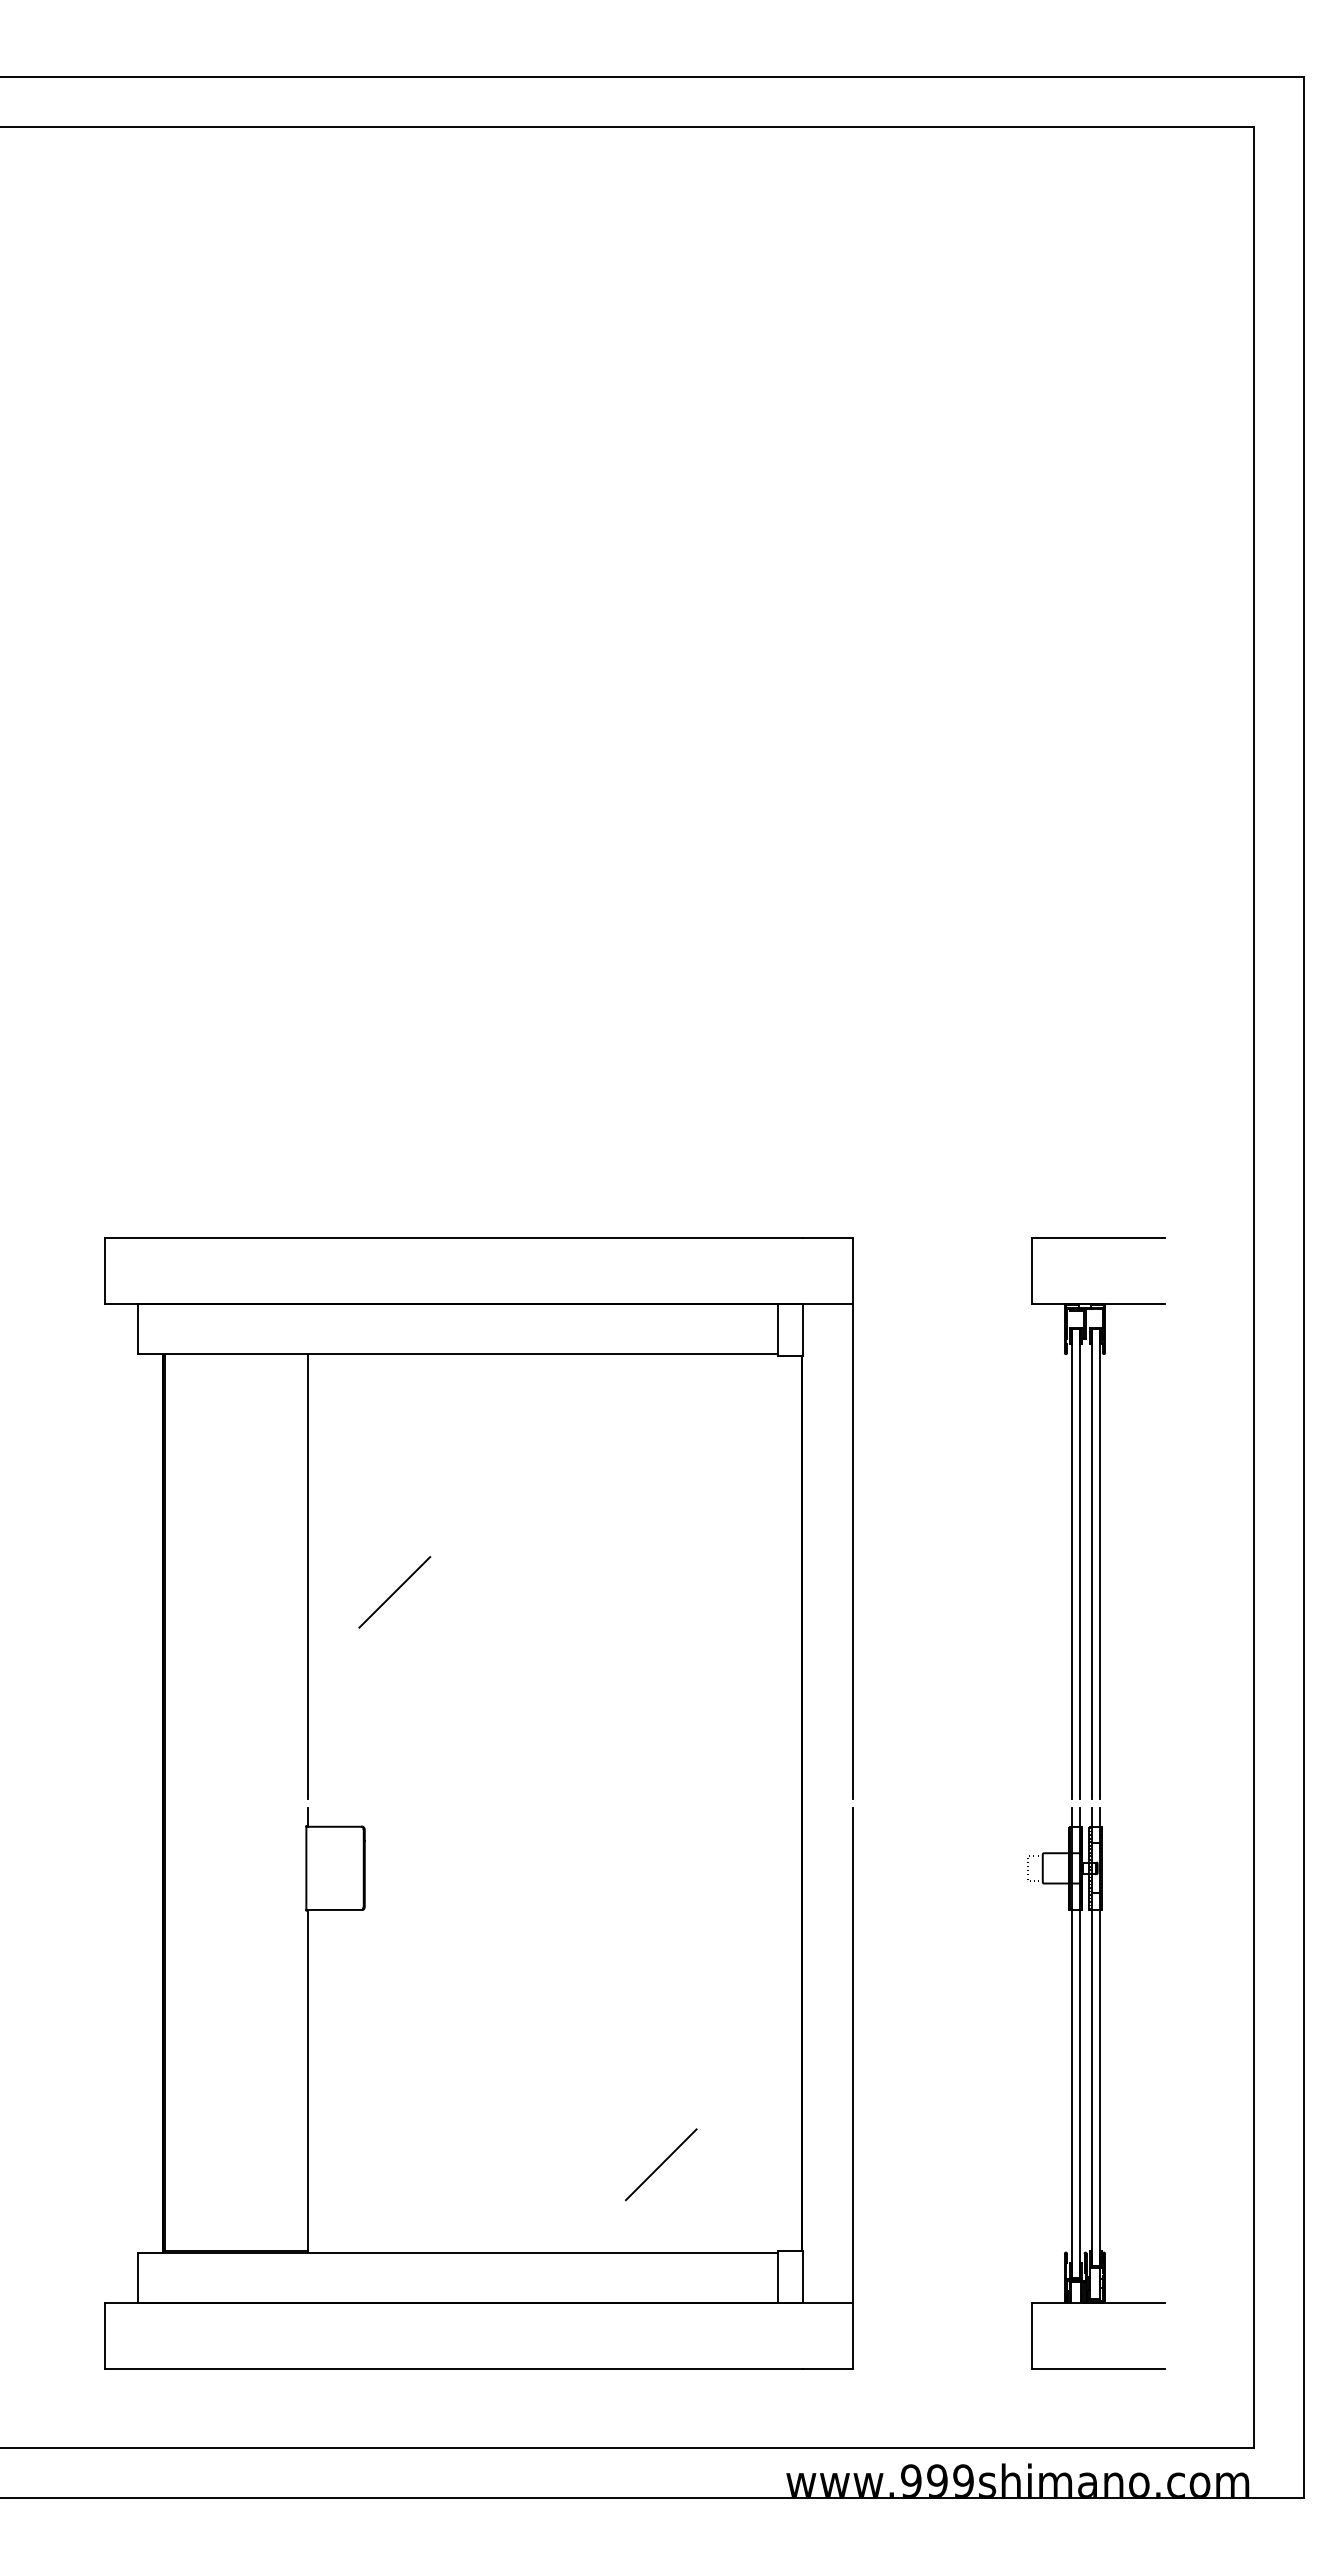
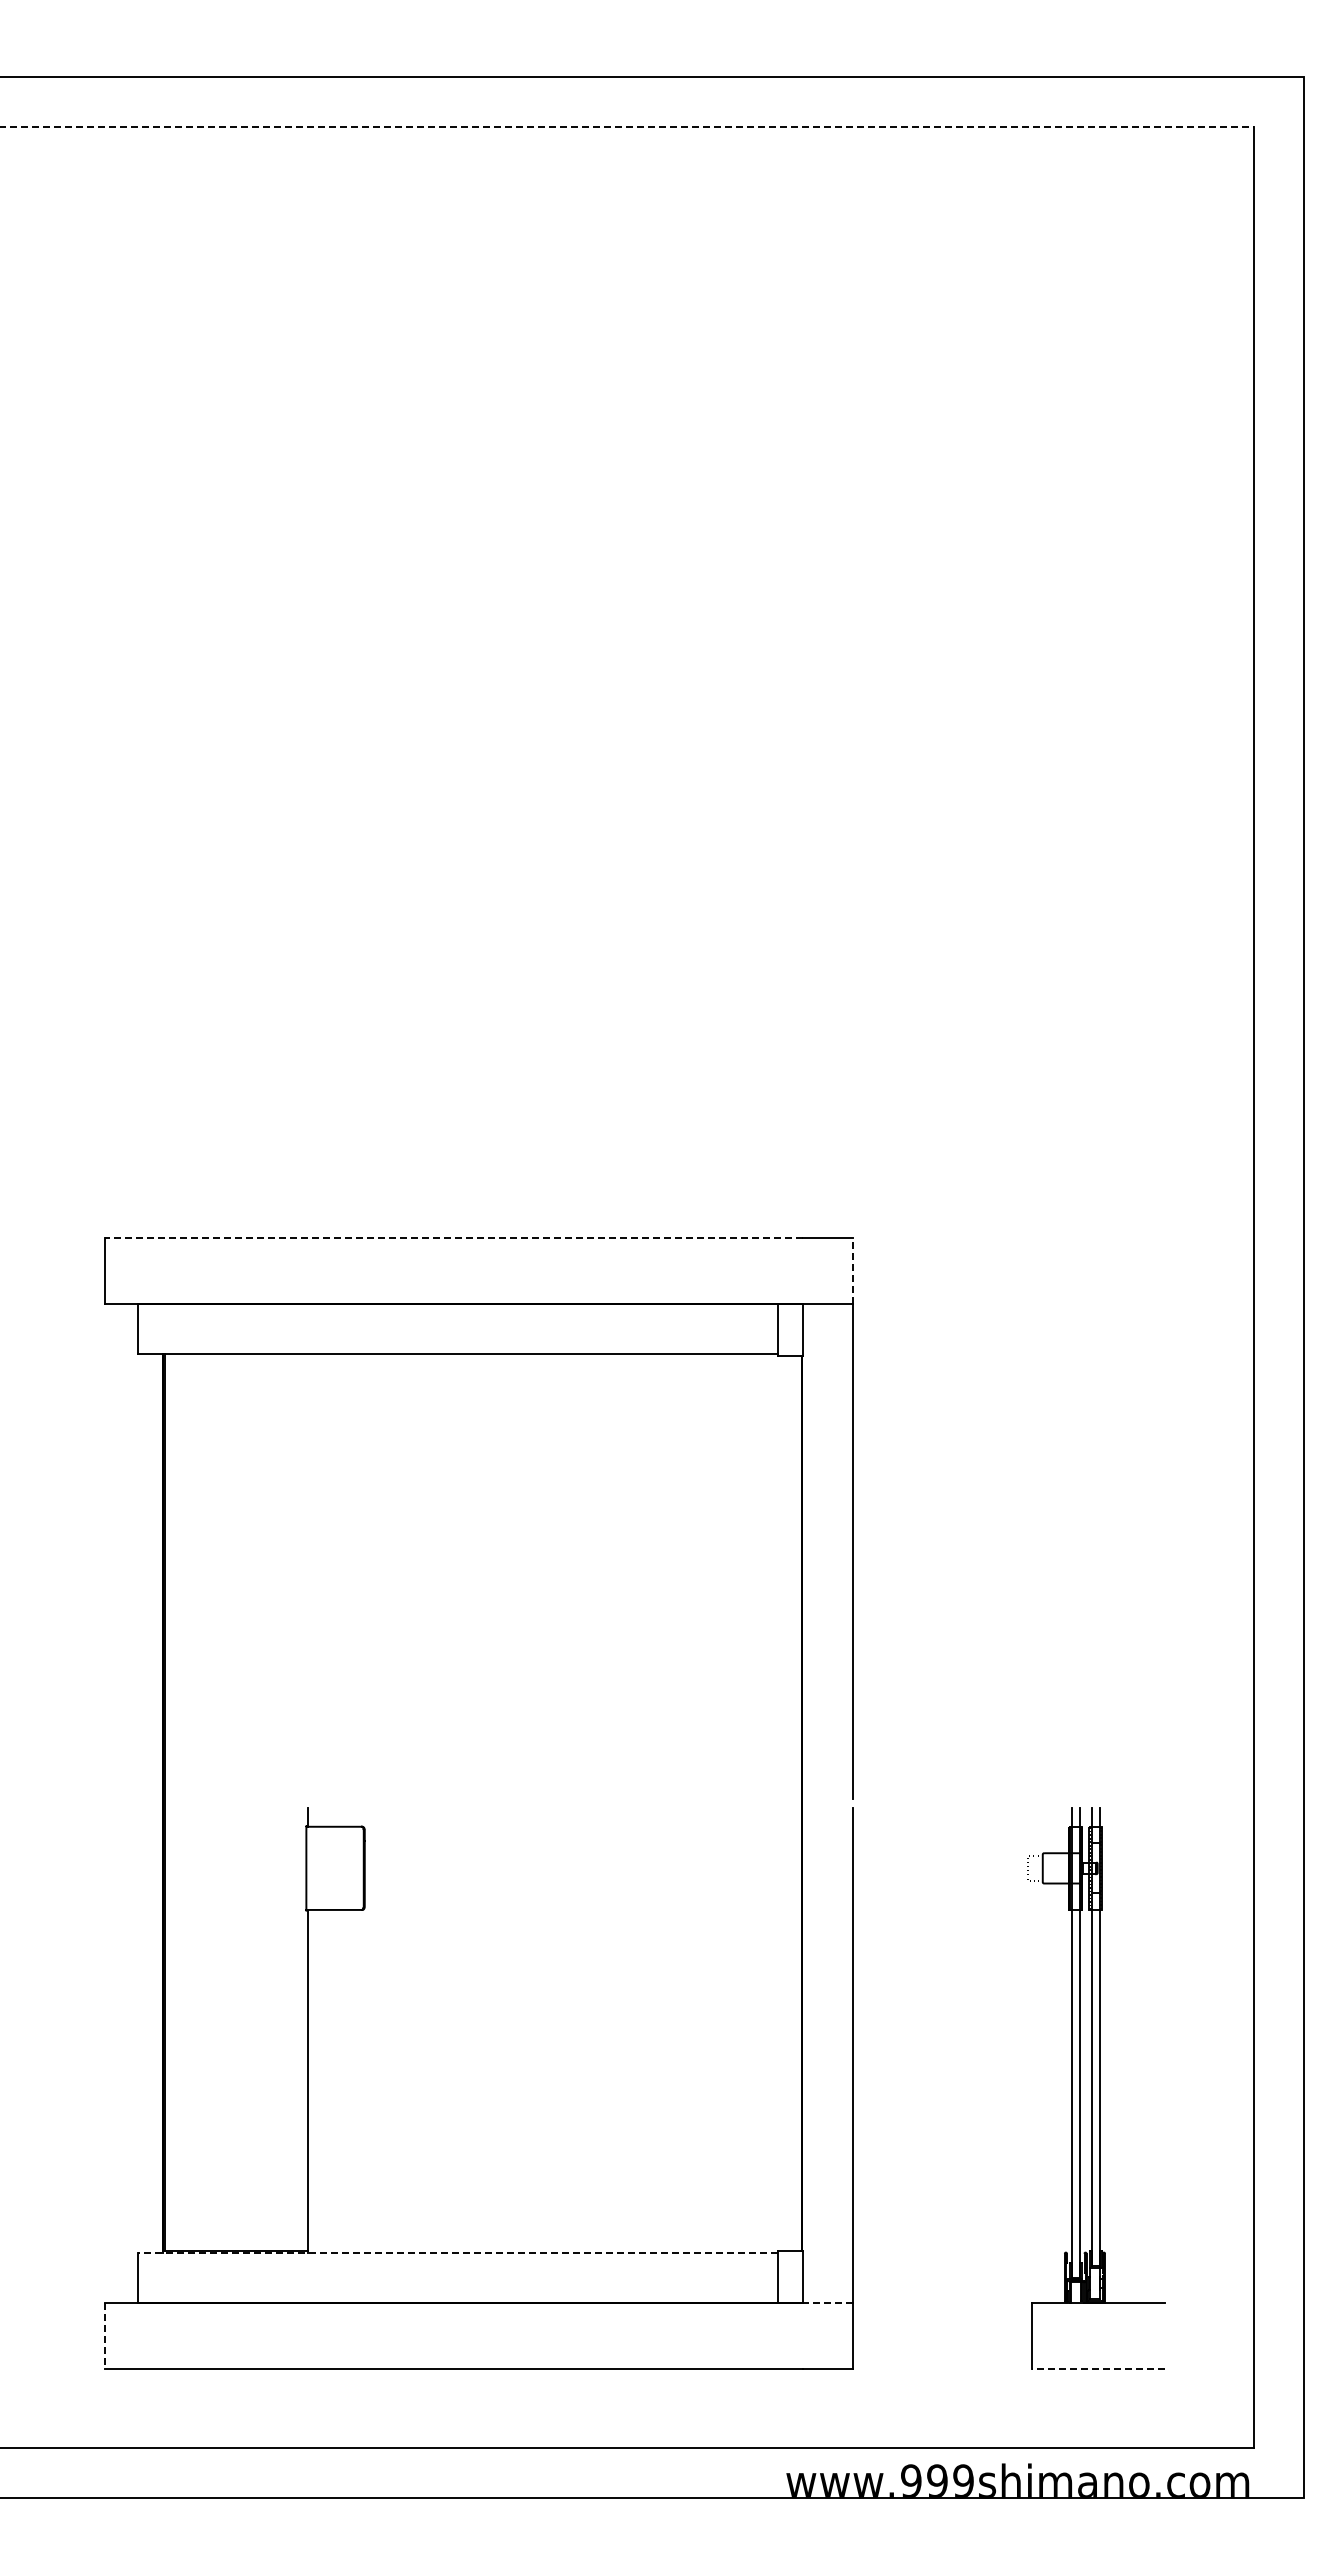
line: solid -> dashed (626, 127)
line: solid -> dashed (453, 1237)
line: solid -> dashed (853, 1270)
part: present -> none (1098, 1518)
line: present -> none (308, 1576)
line: present -> none (394, 1592)
line: present -> none (661, 2164)
line: solid -> dashed (457, 2252)
line: solid -> dashed (828, 2302)
line: solid -> dashed (104, 2336)
line: solid -> dashed (1098, 2369)
